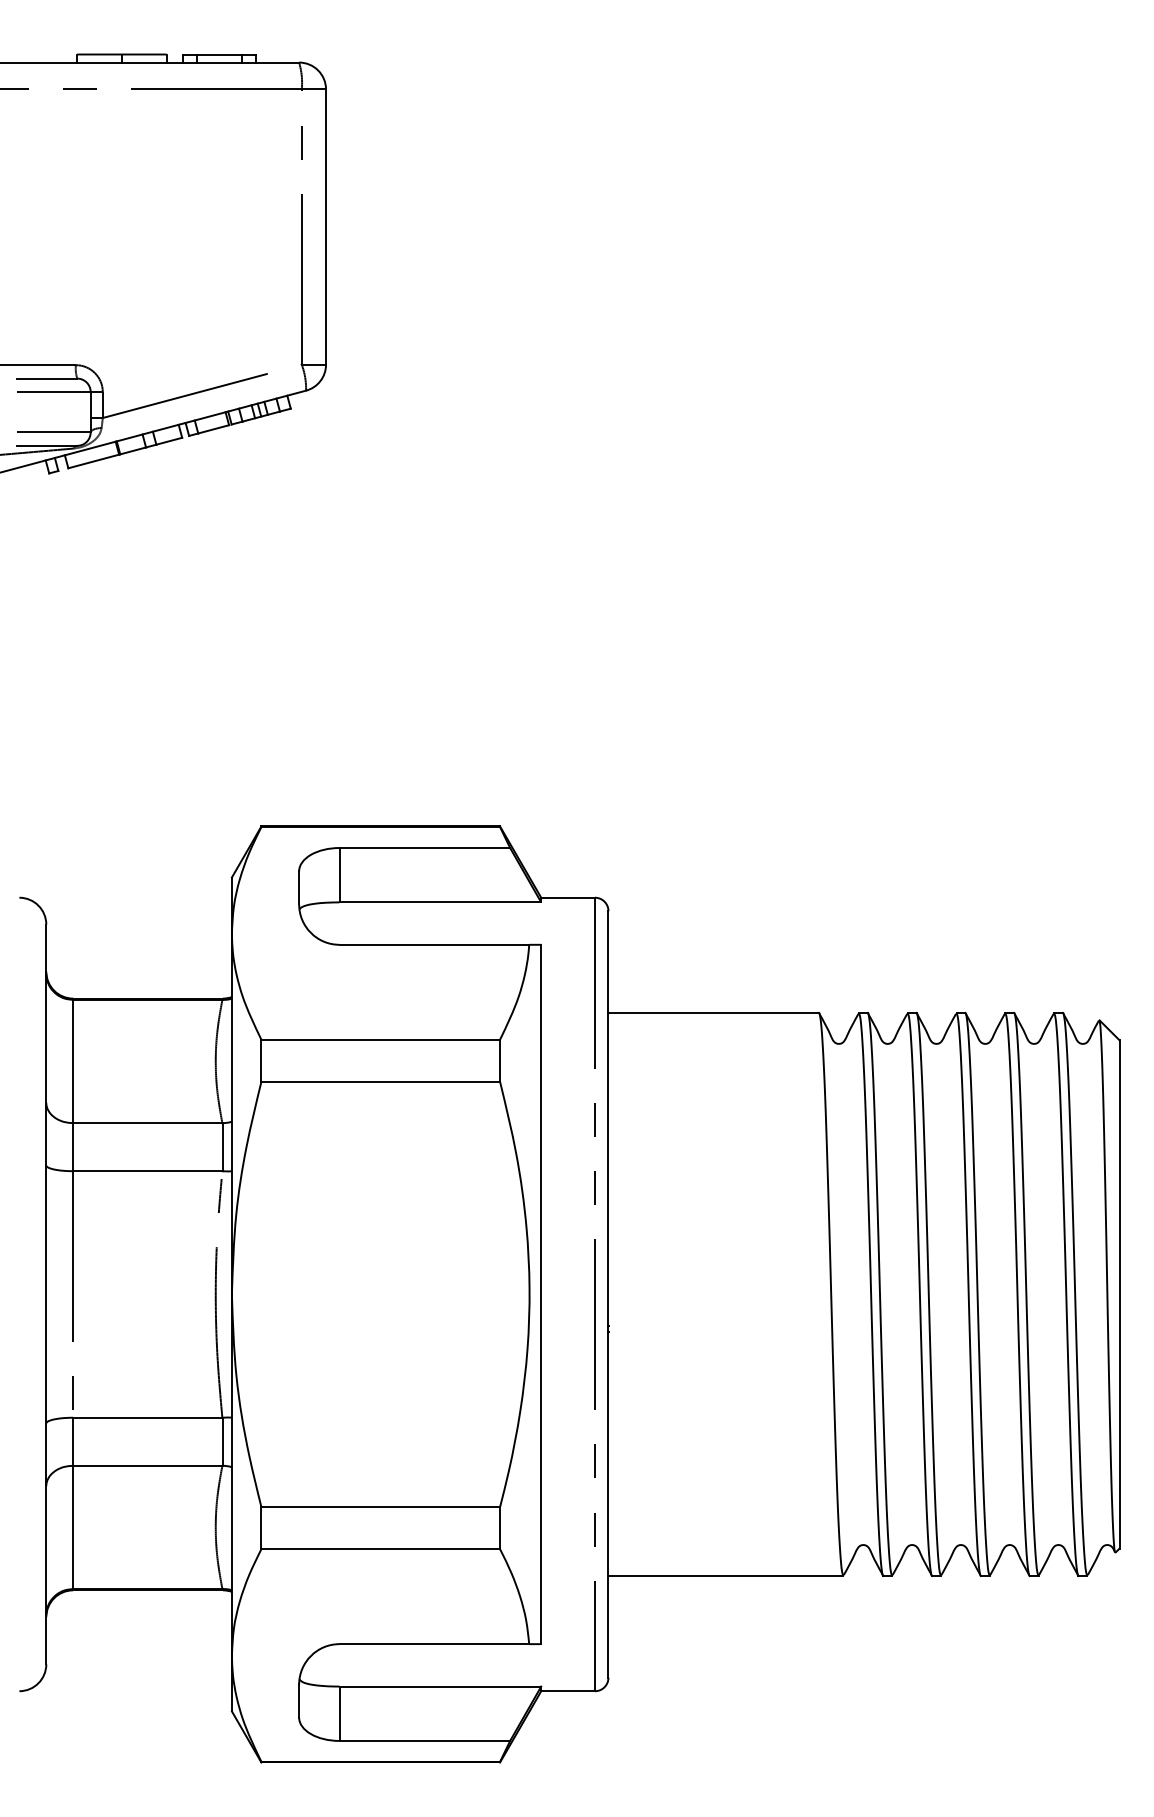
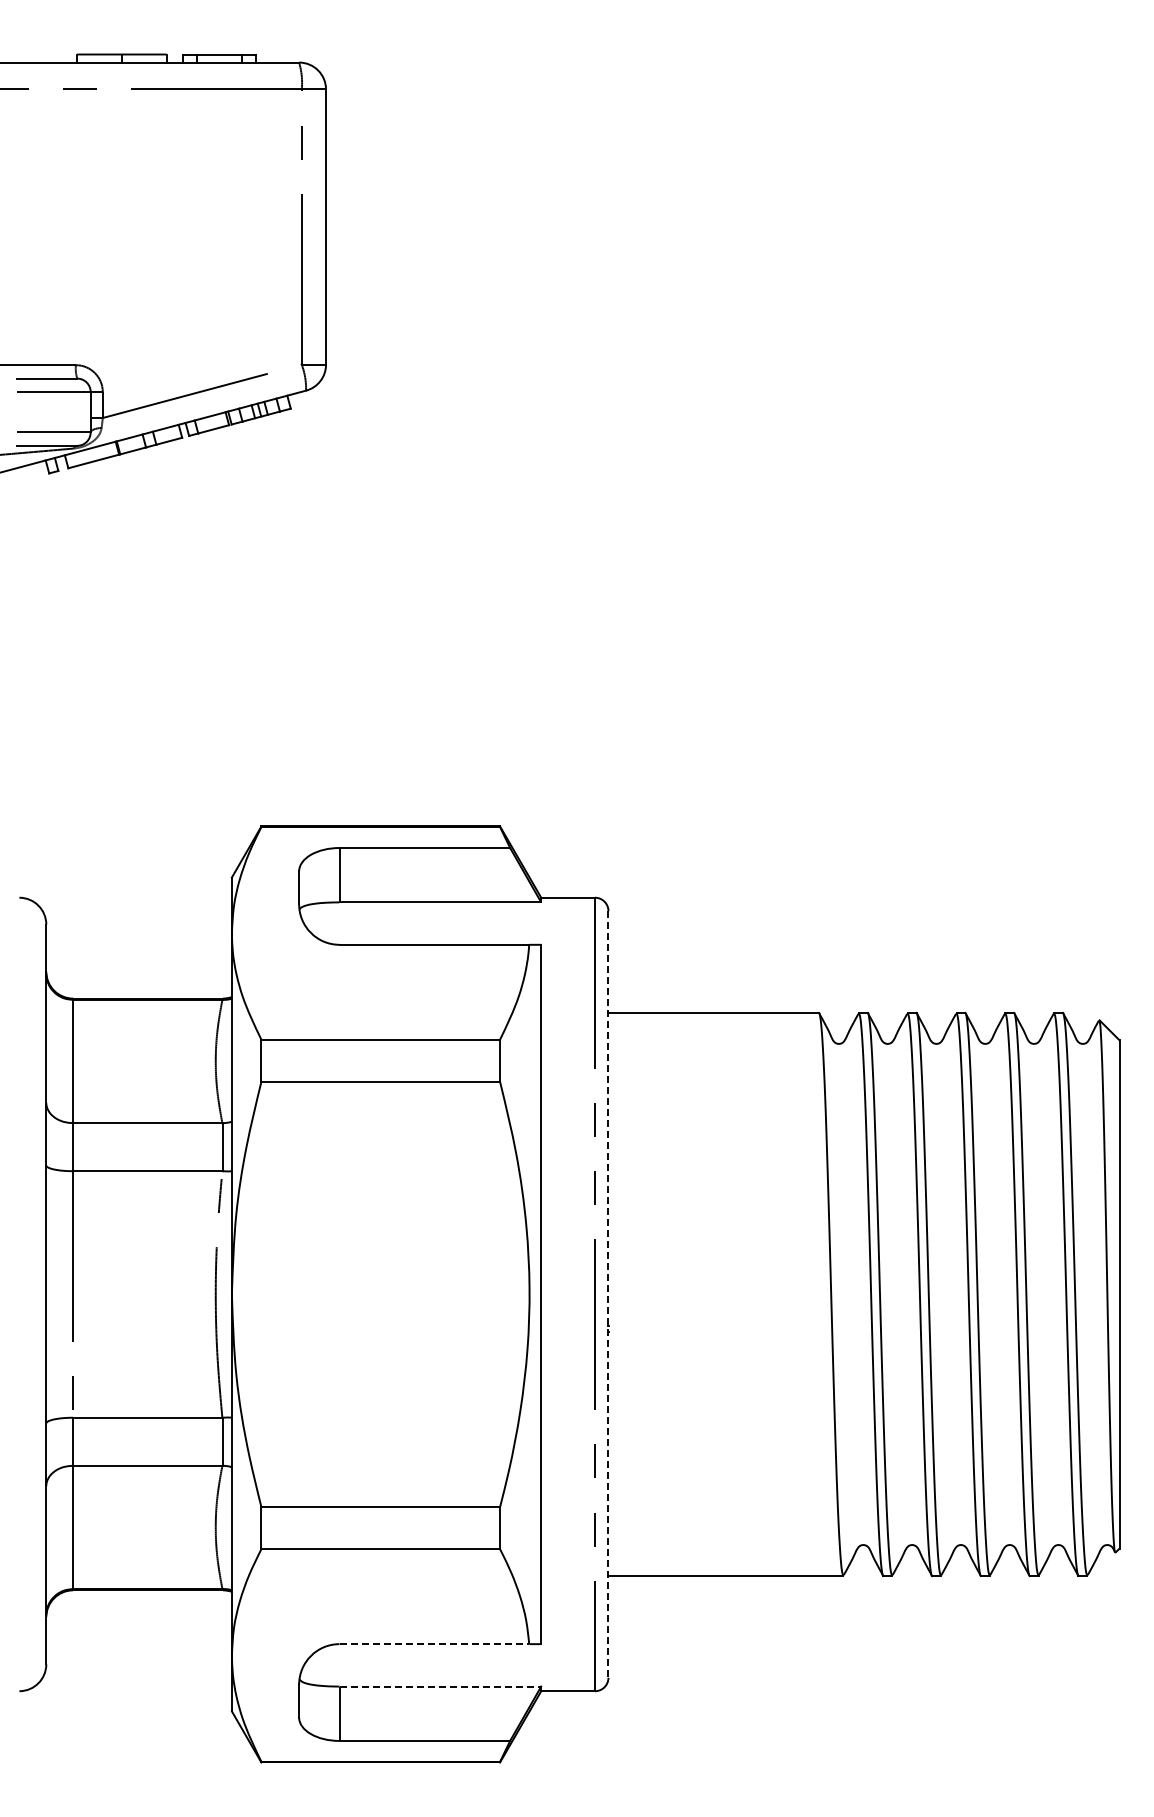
line: solid -> dashed (608, 1294)
line: solid -> dashed (434, 1644)
line: solid -> dashed (440, 1686)
